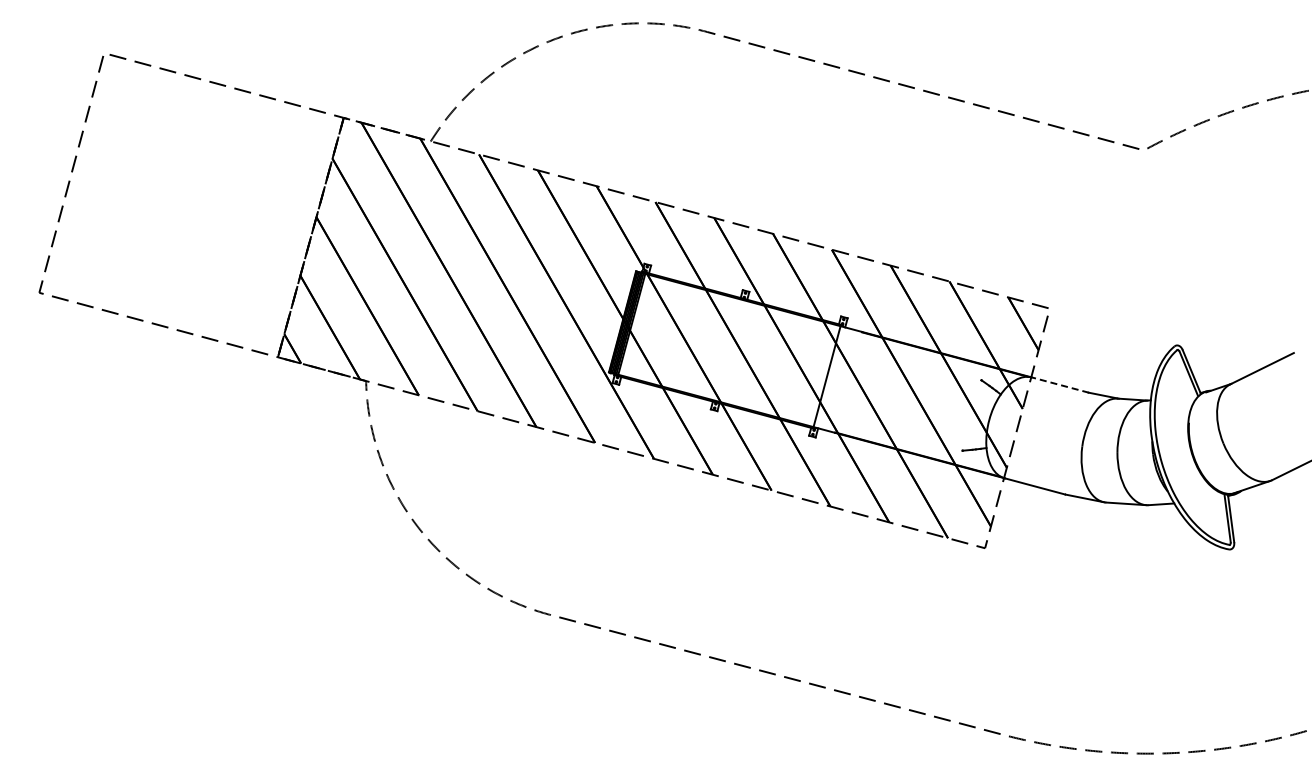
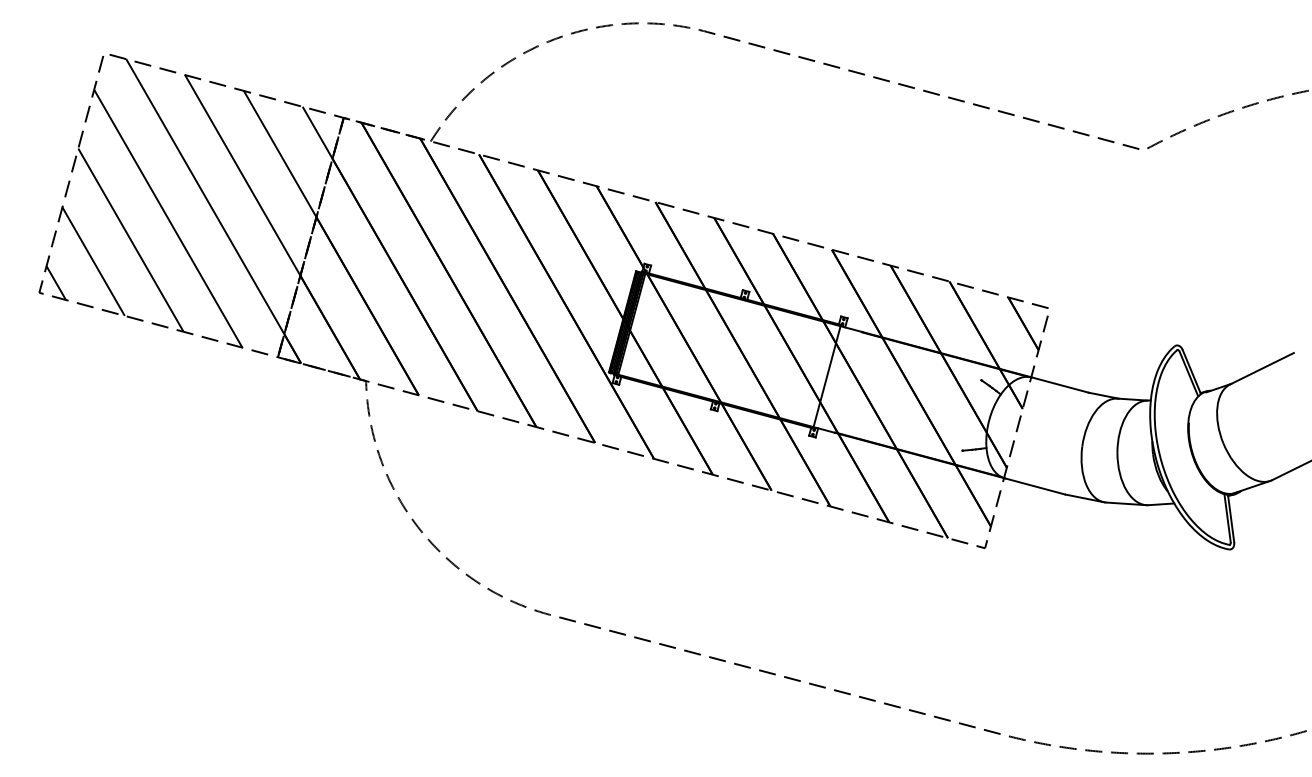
hatch: none -> present (189, 203)
line: dashed -> solid (1060, 385)
